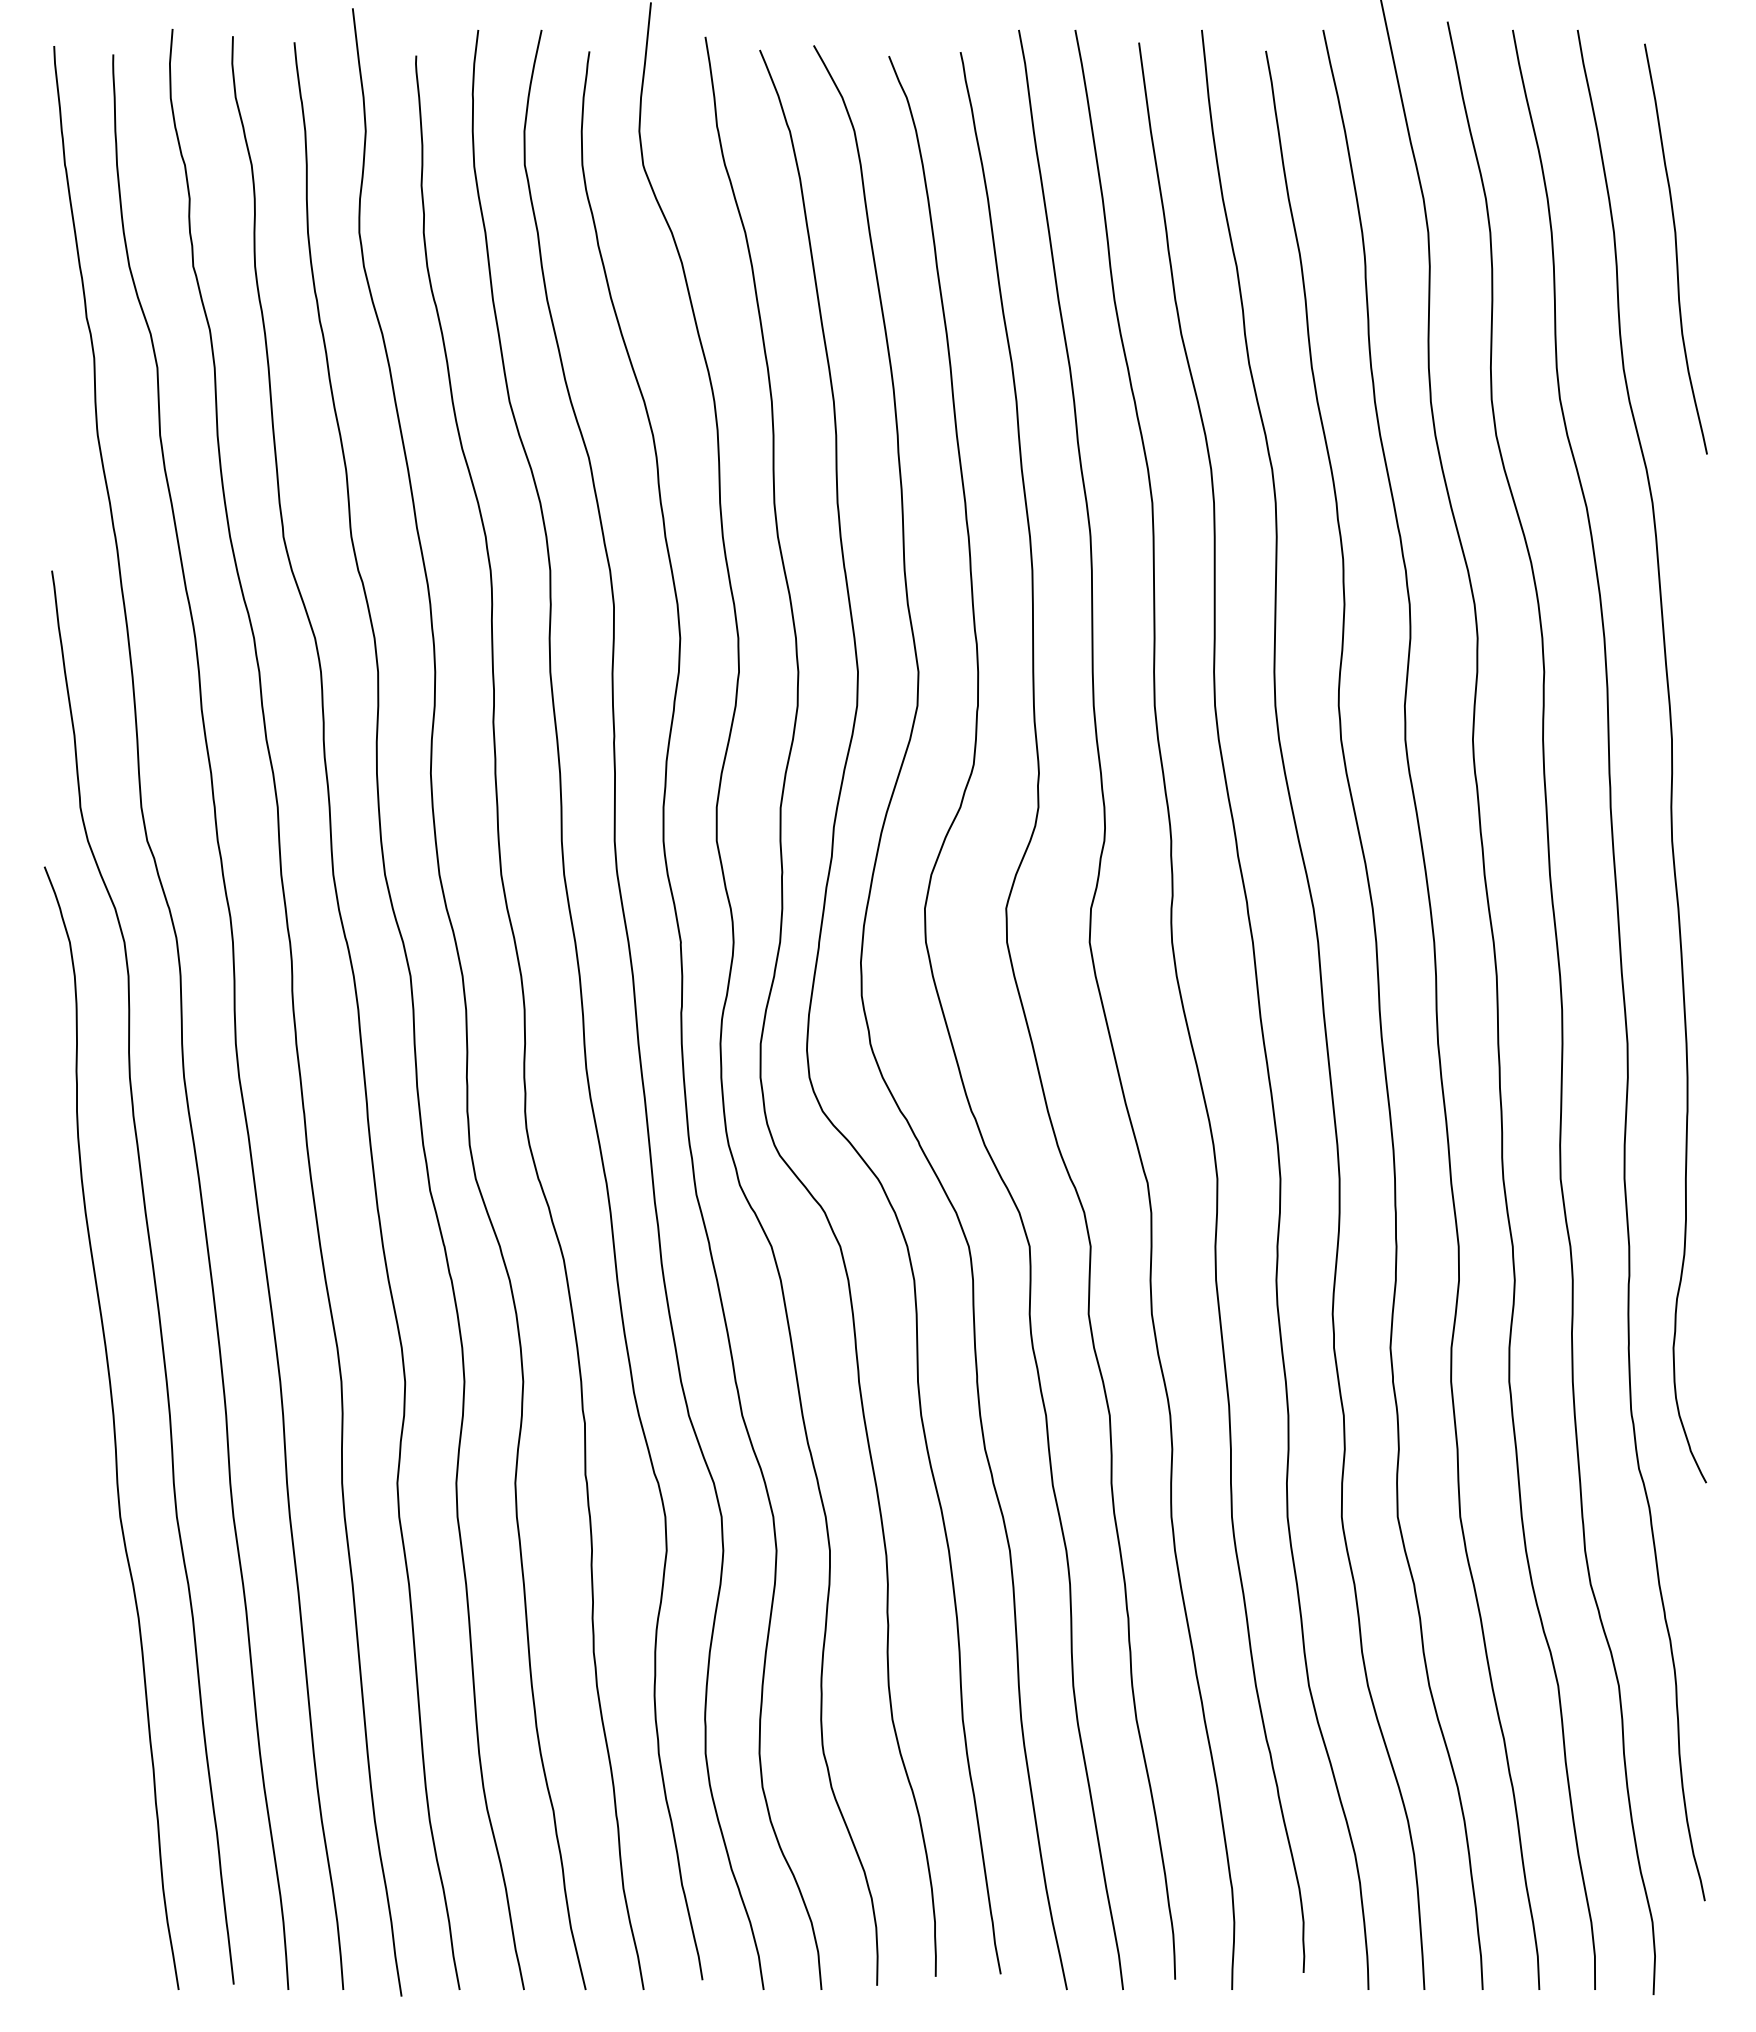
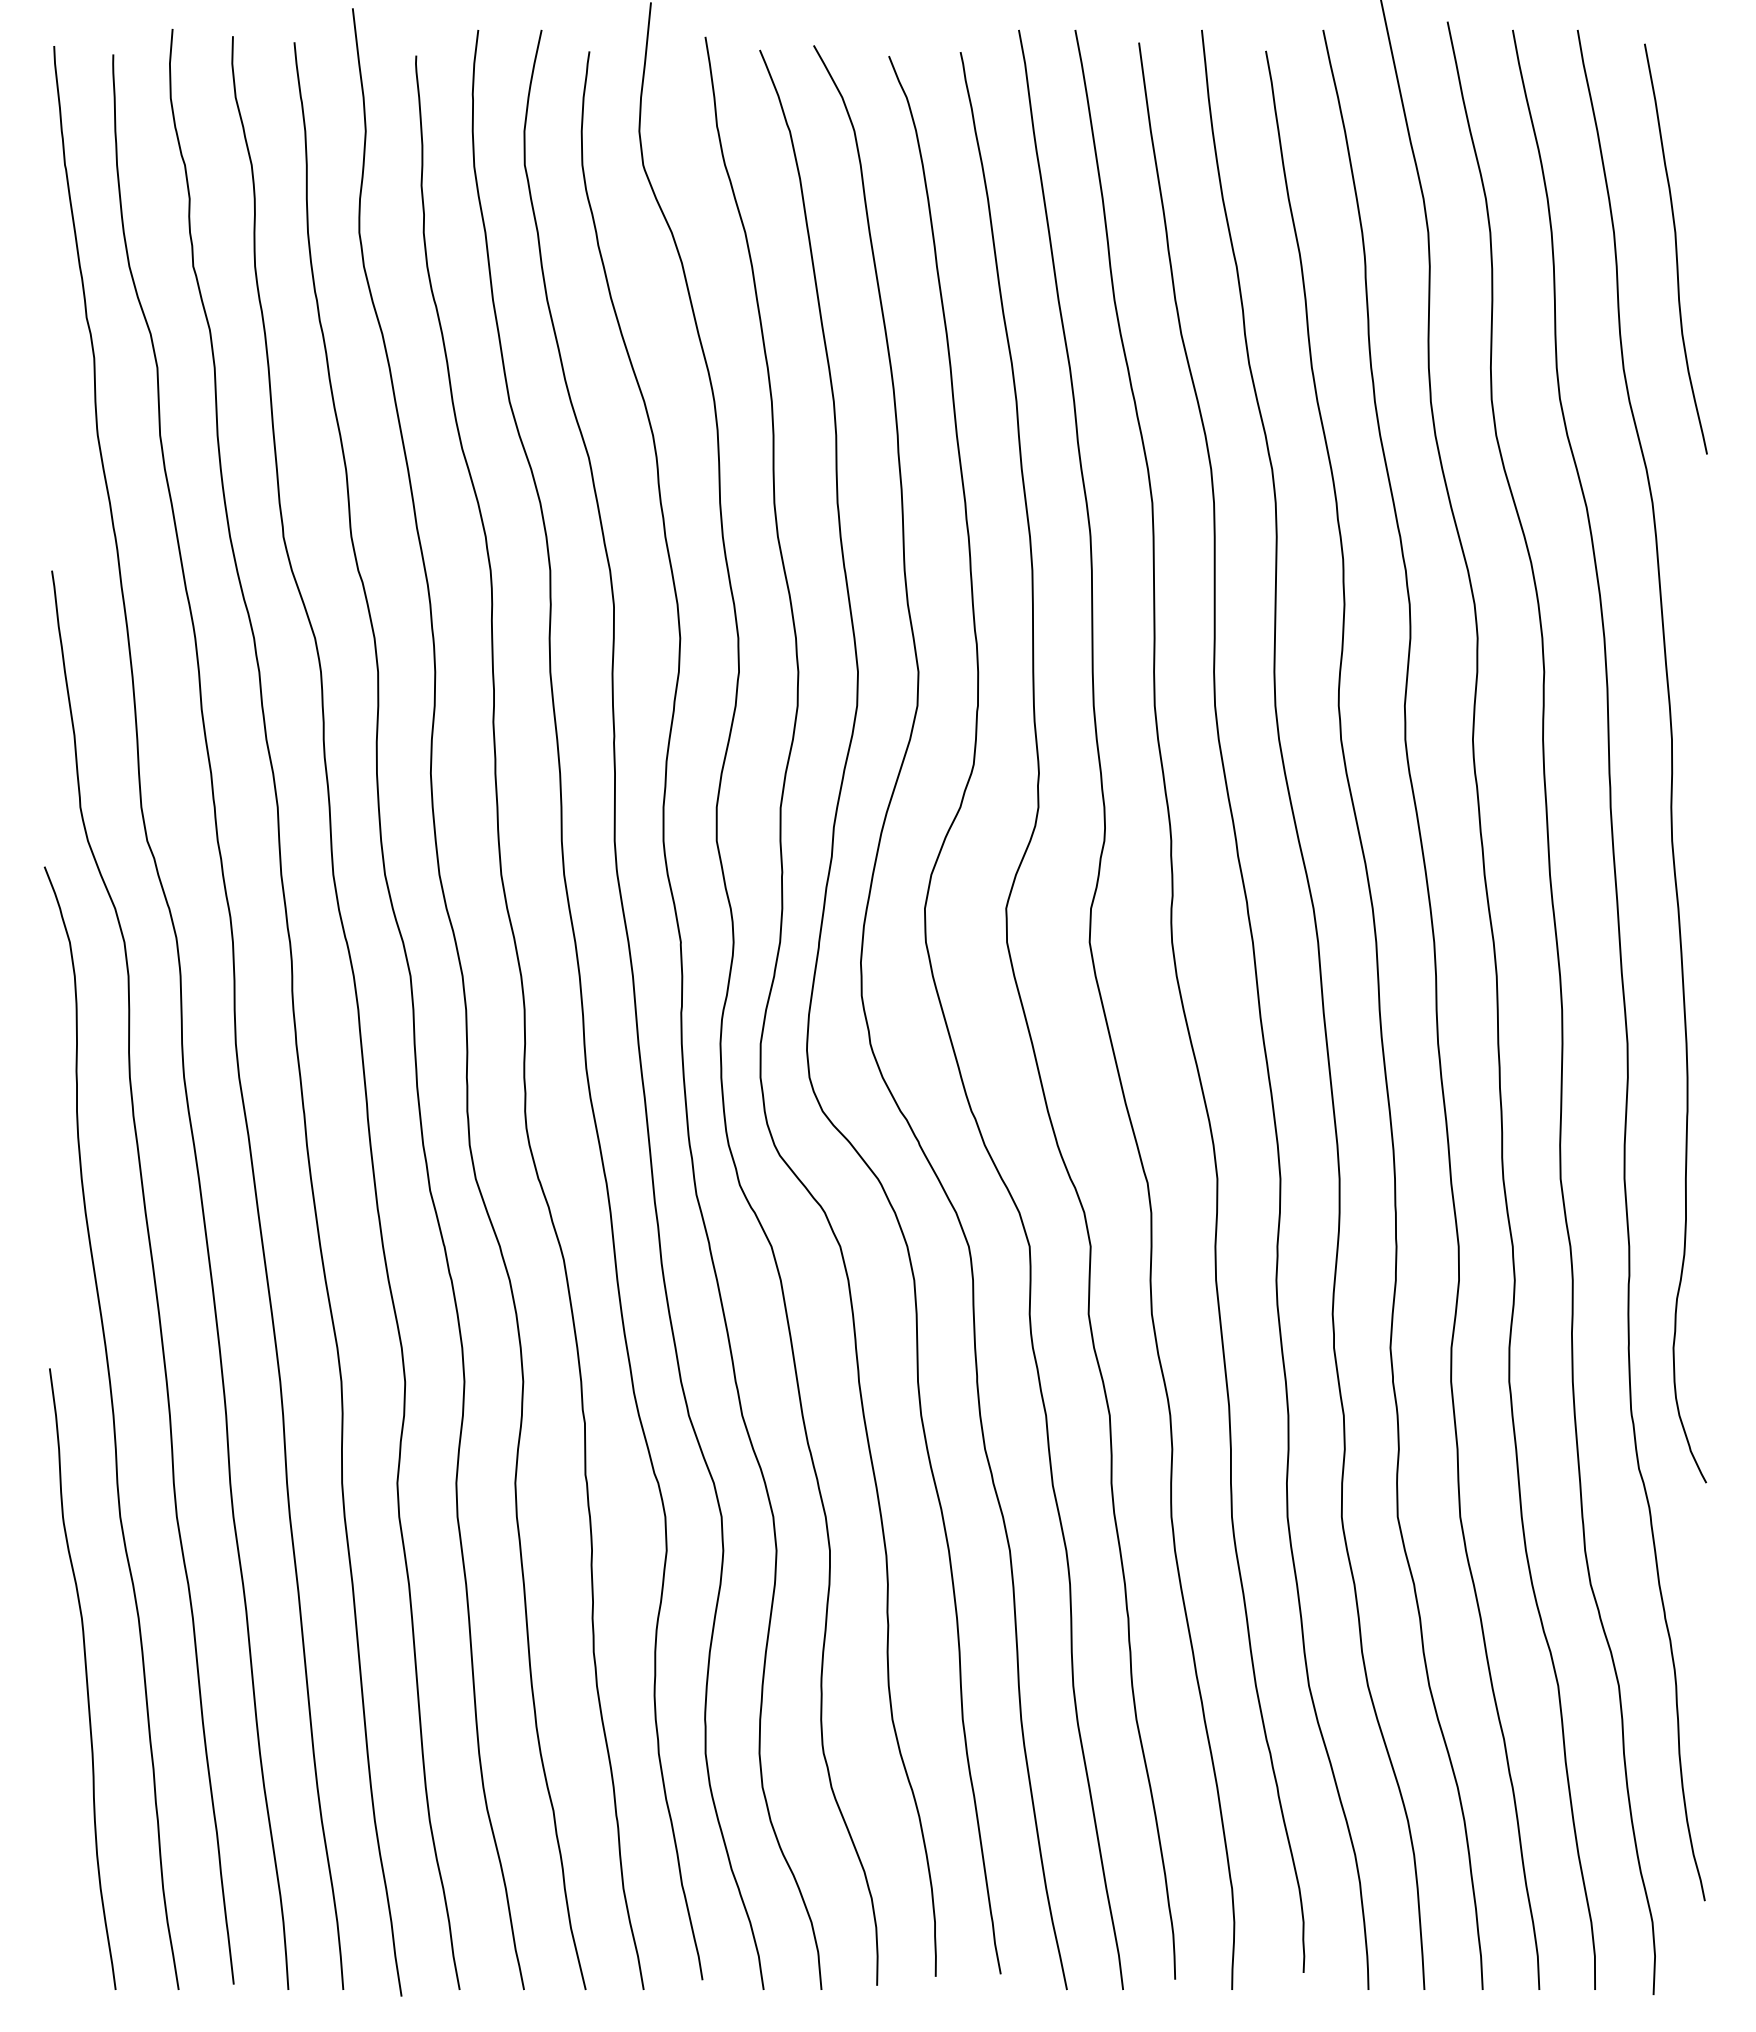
curve: none -> present (85, 1677)
